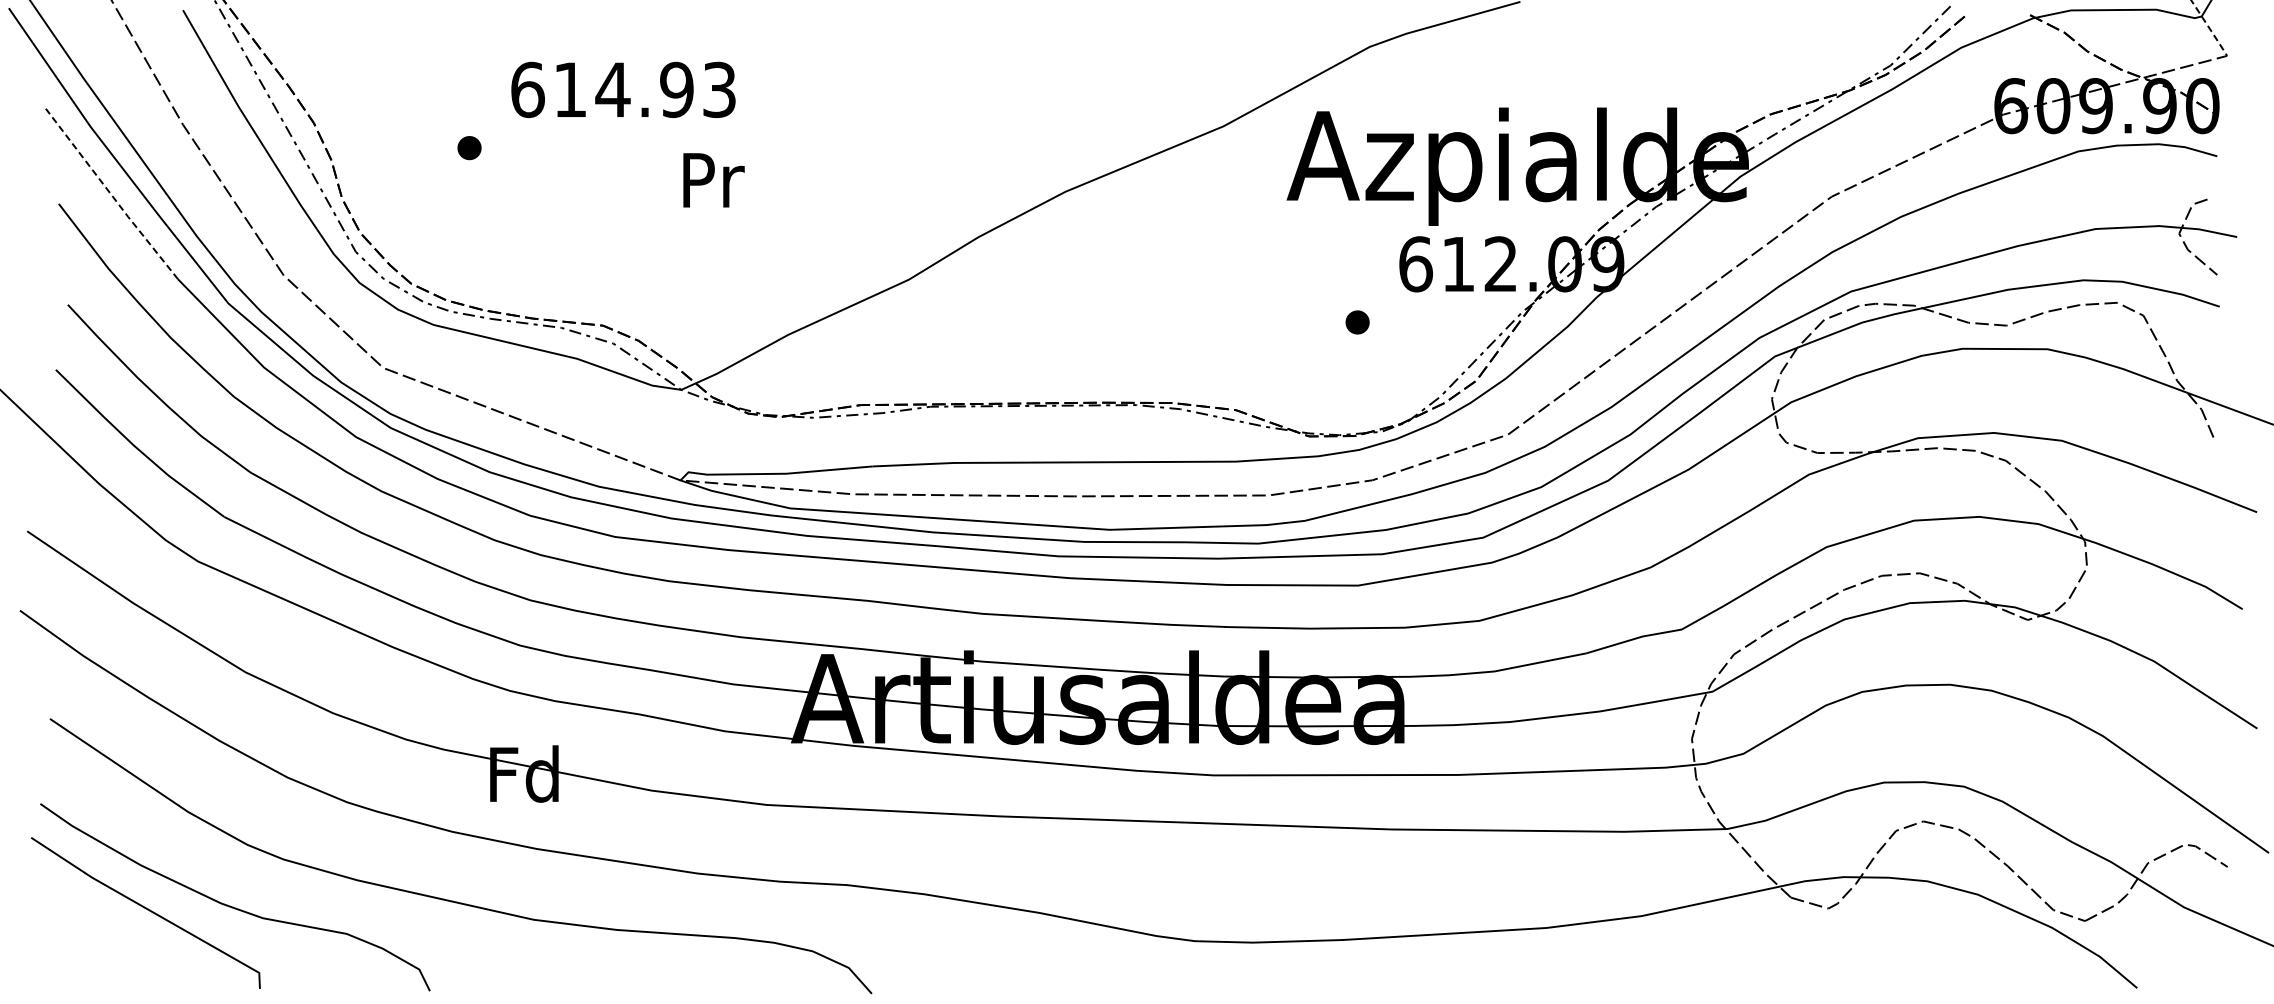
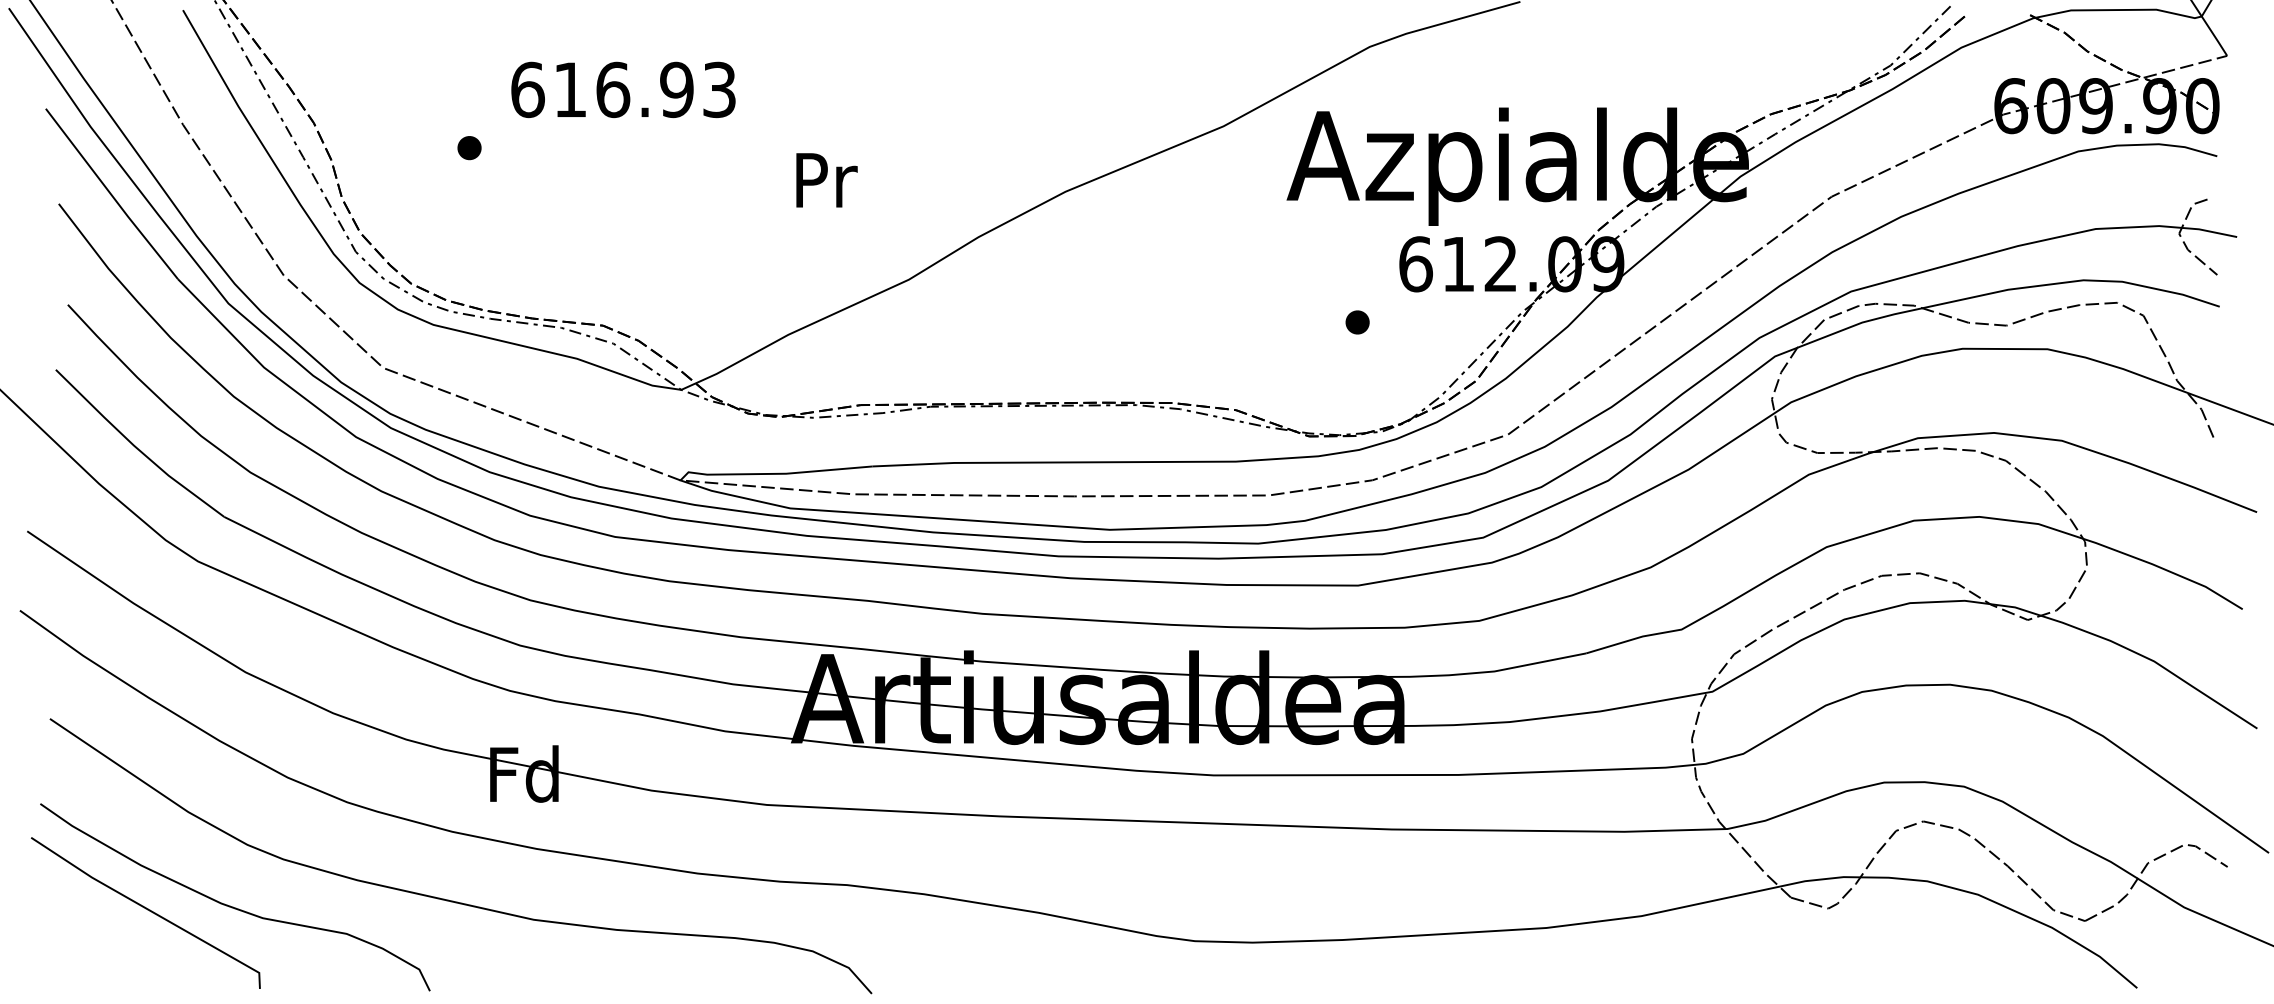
line: dashed -> solid (2209, 29)
text: 614.93 -> 616.93 (612, 89)
text position: (713, 180) -> (826, 180) (826, 180)
line: dashed -> solid (111, 194)
